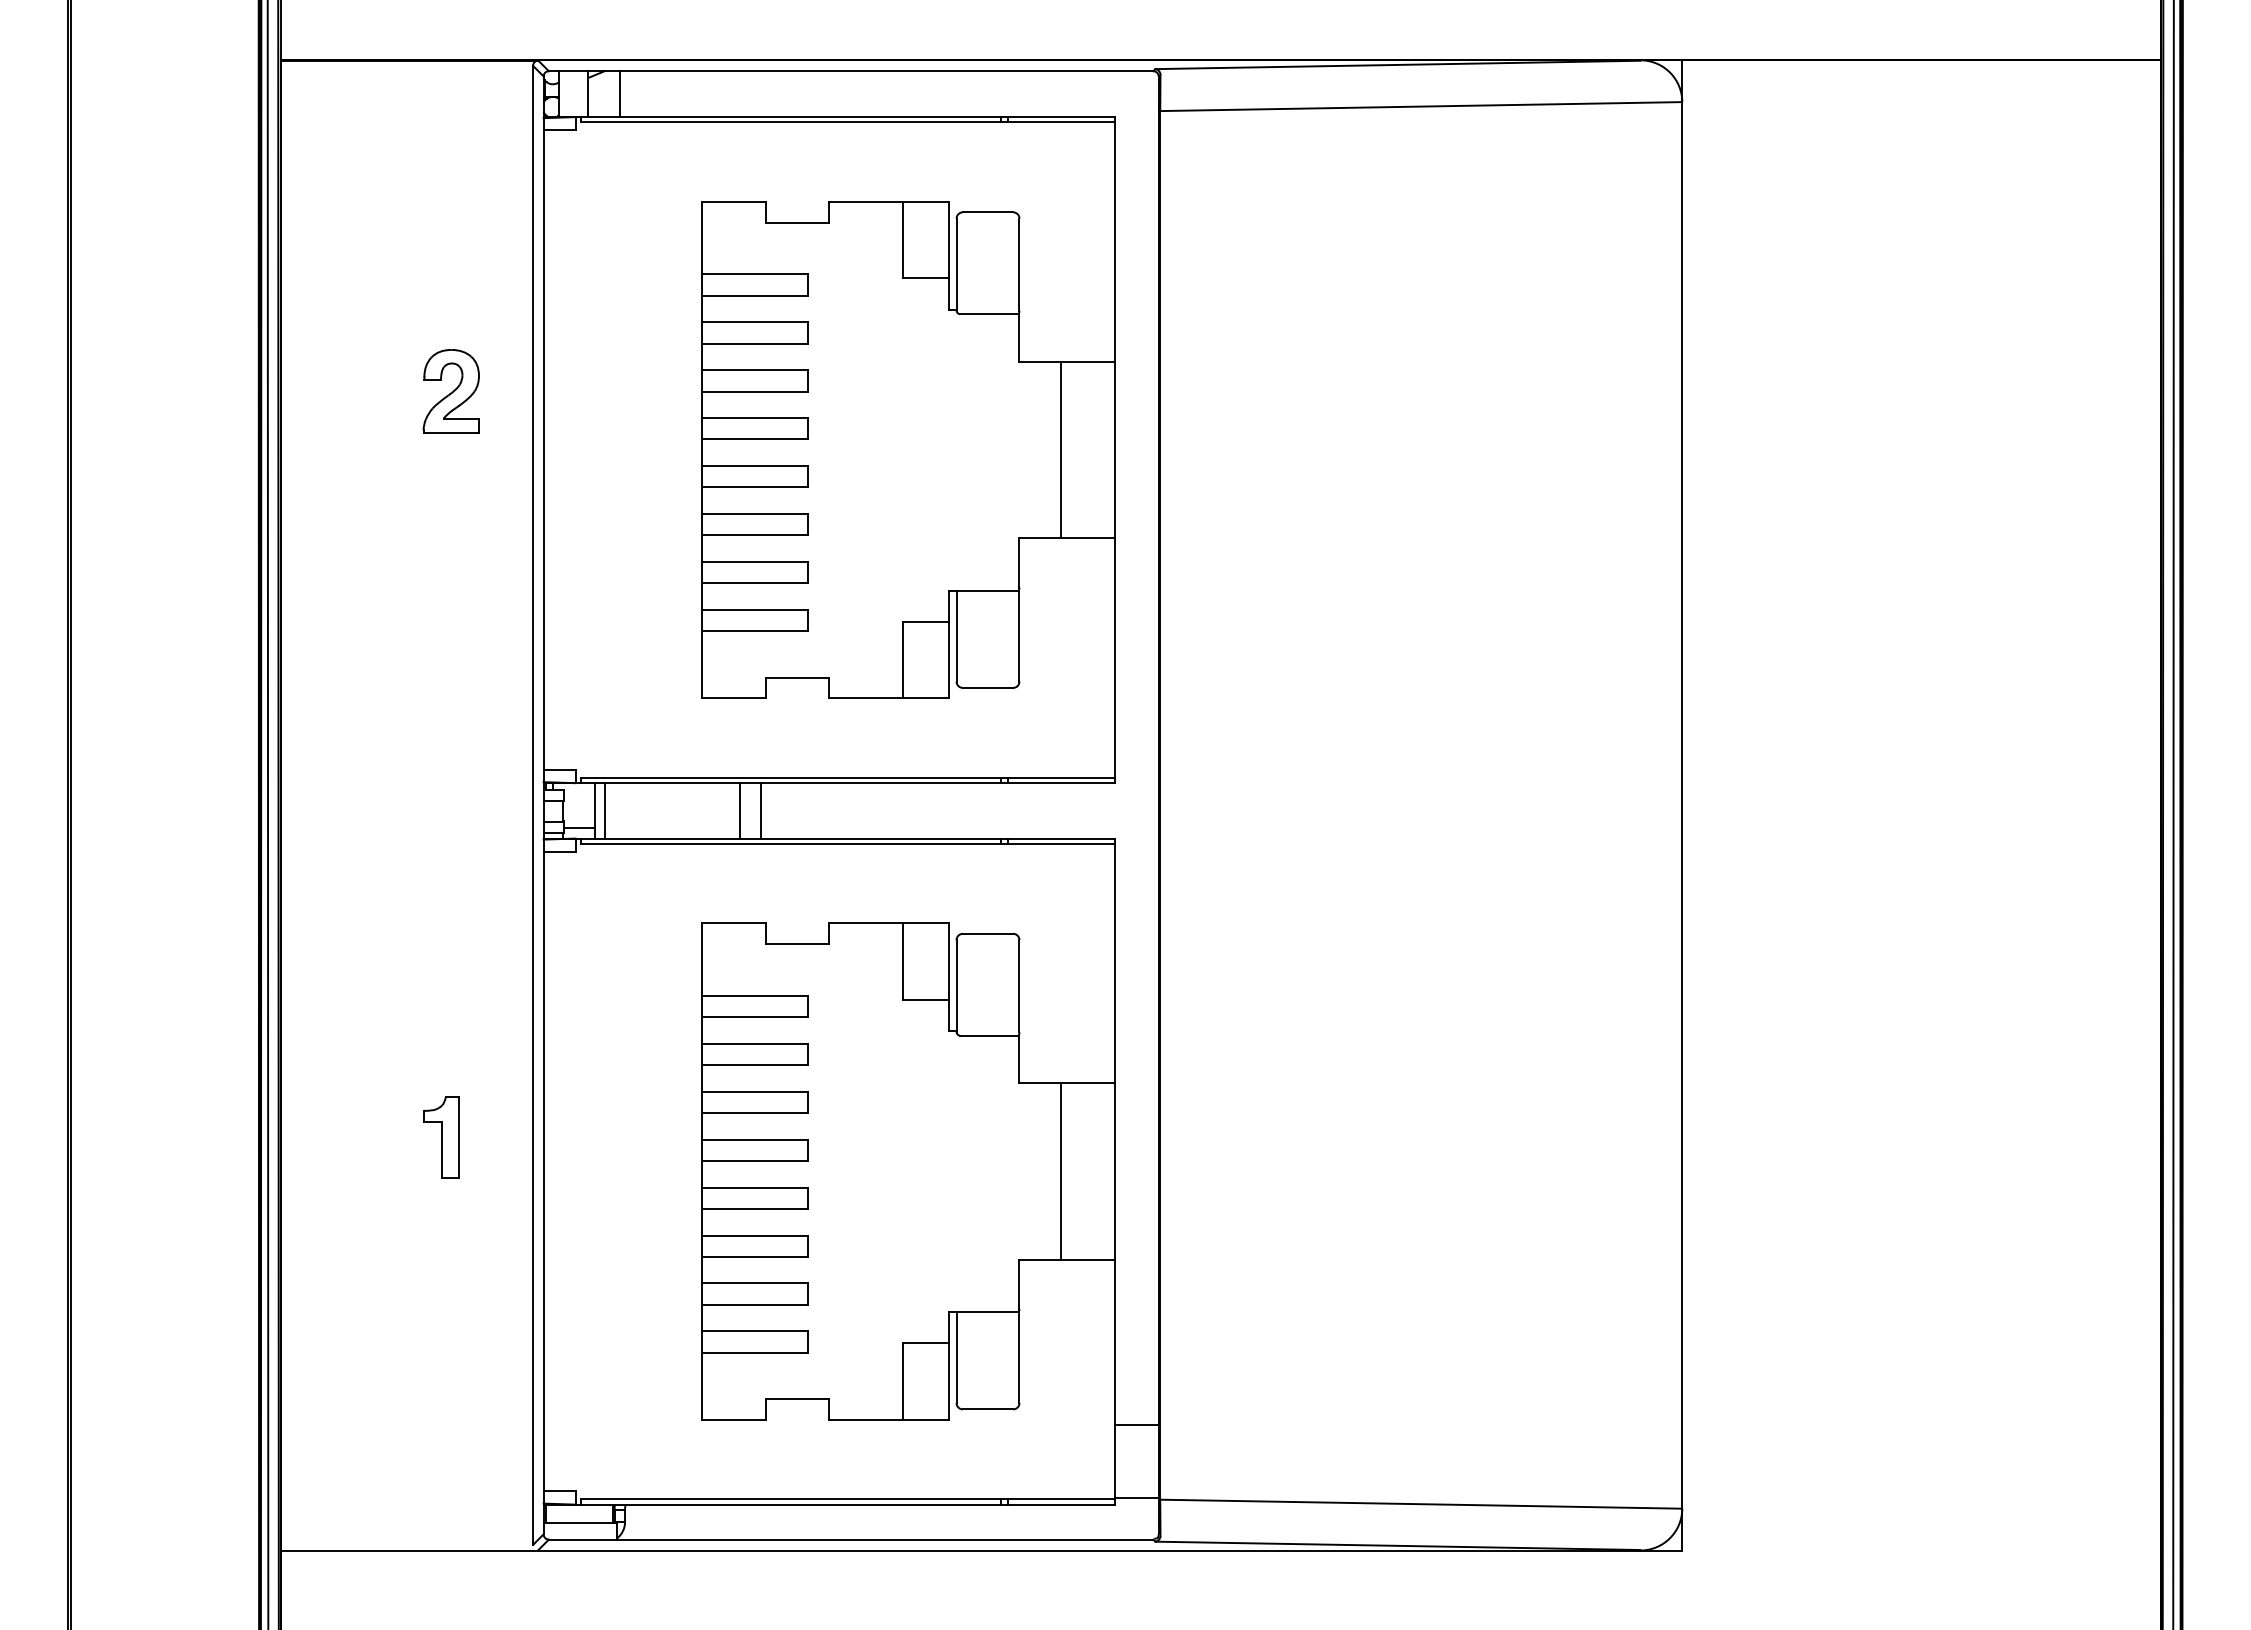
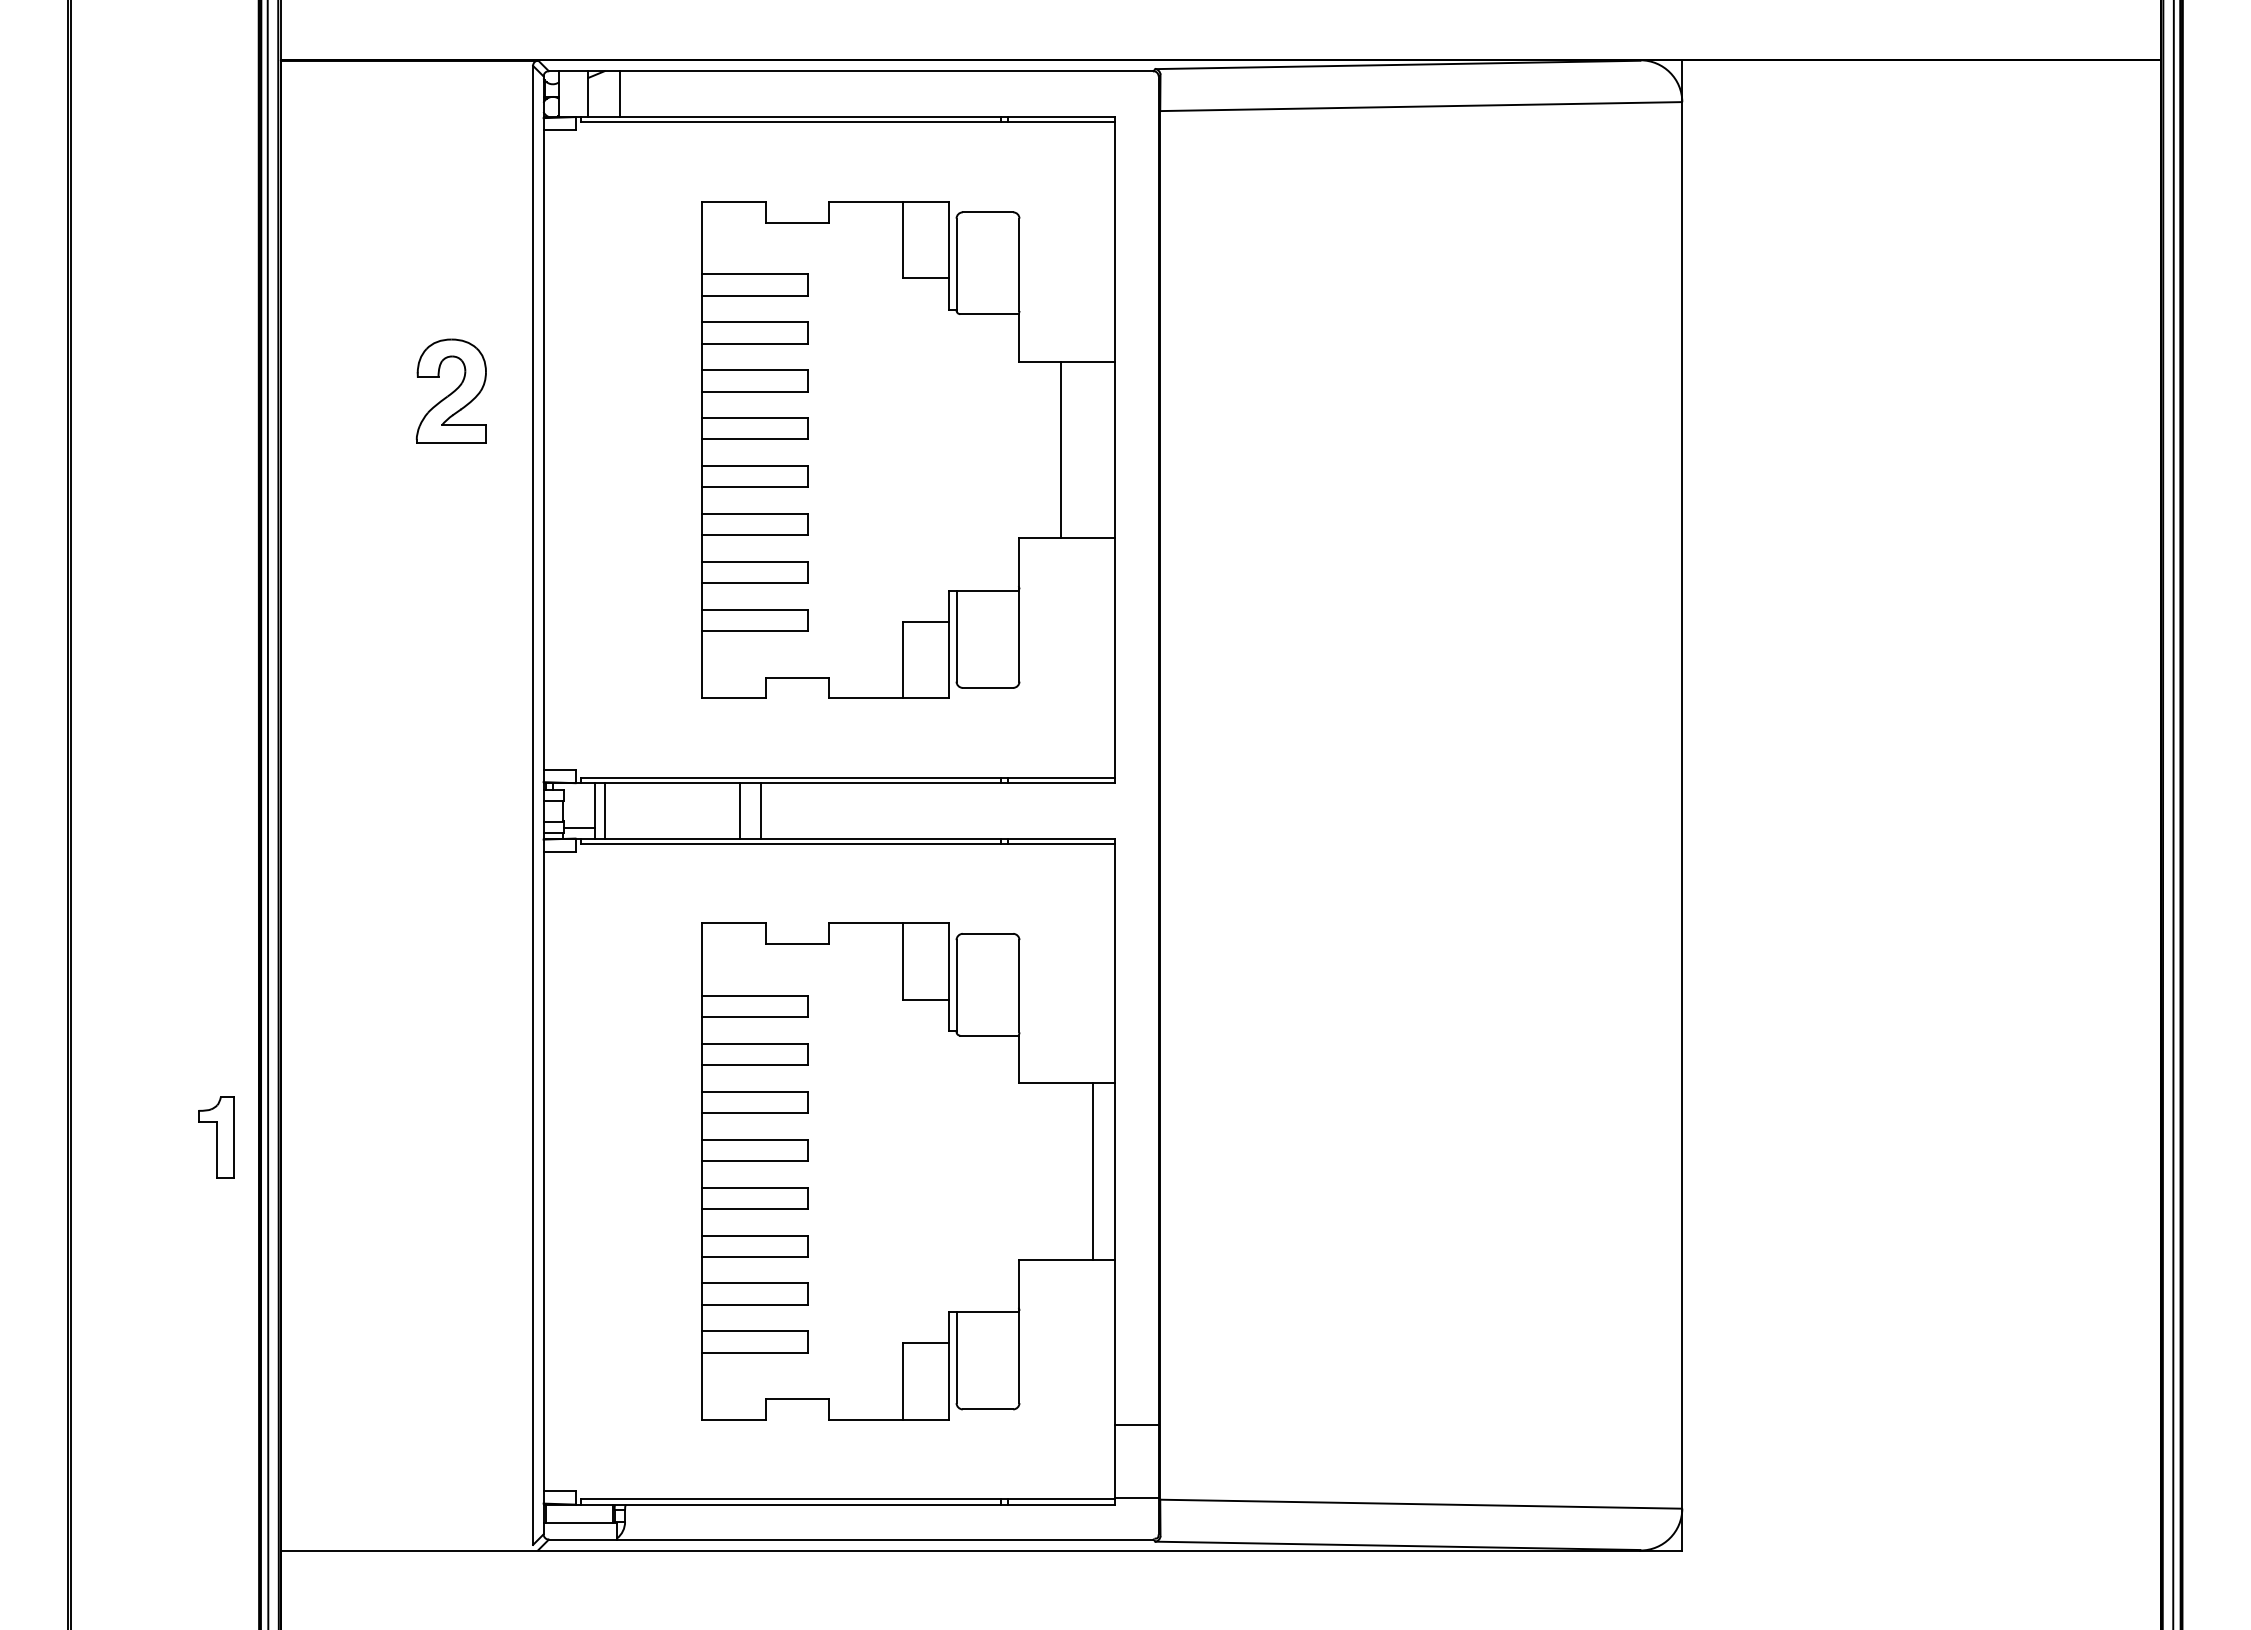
part size: 58x85 px -> 72x106 px (450, 390)
part position: (441, 1137) -> (216, 1137) (216, 1137)
line position: (1061, 1171) -> (1093, 1171) (1093, 1171)
